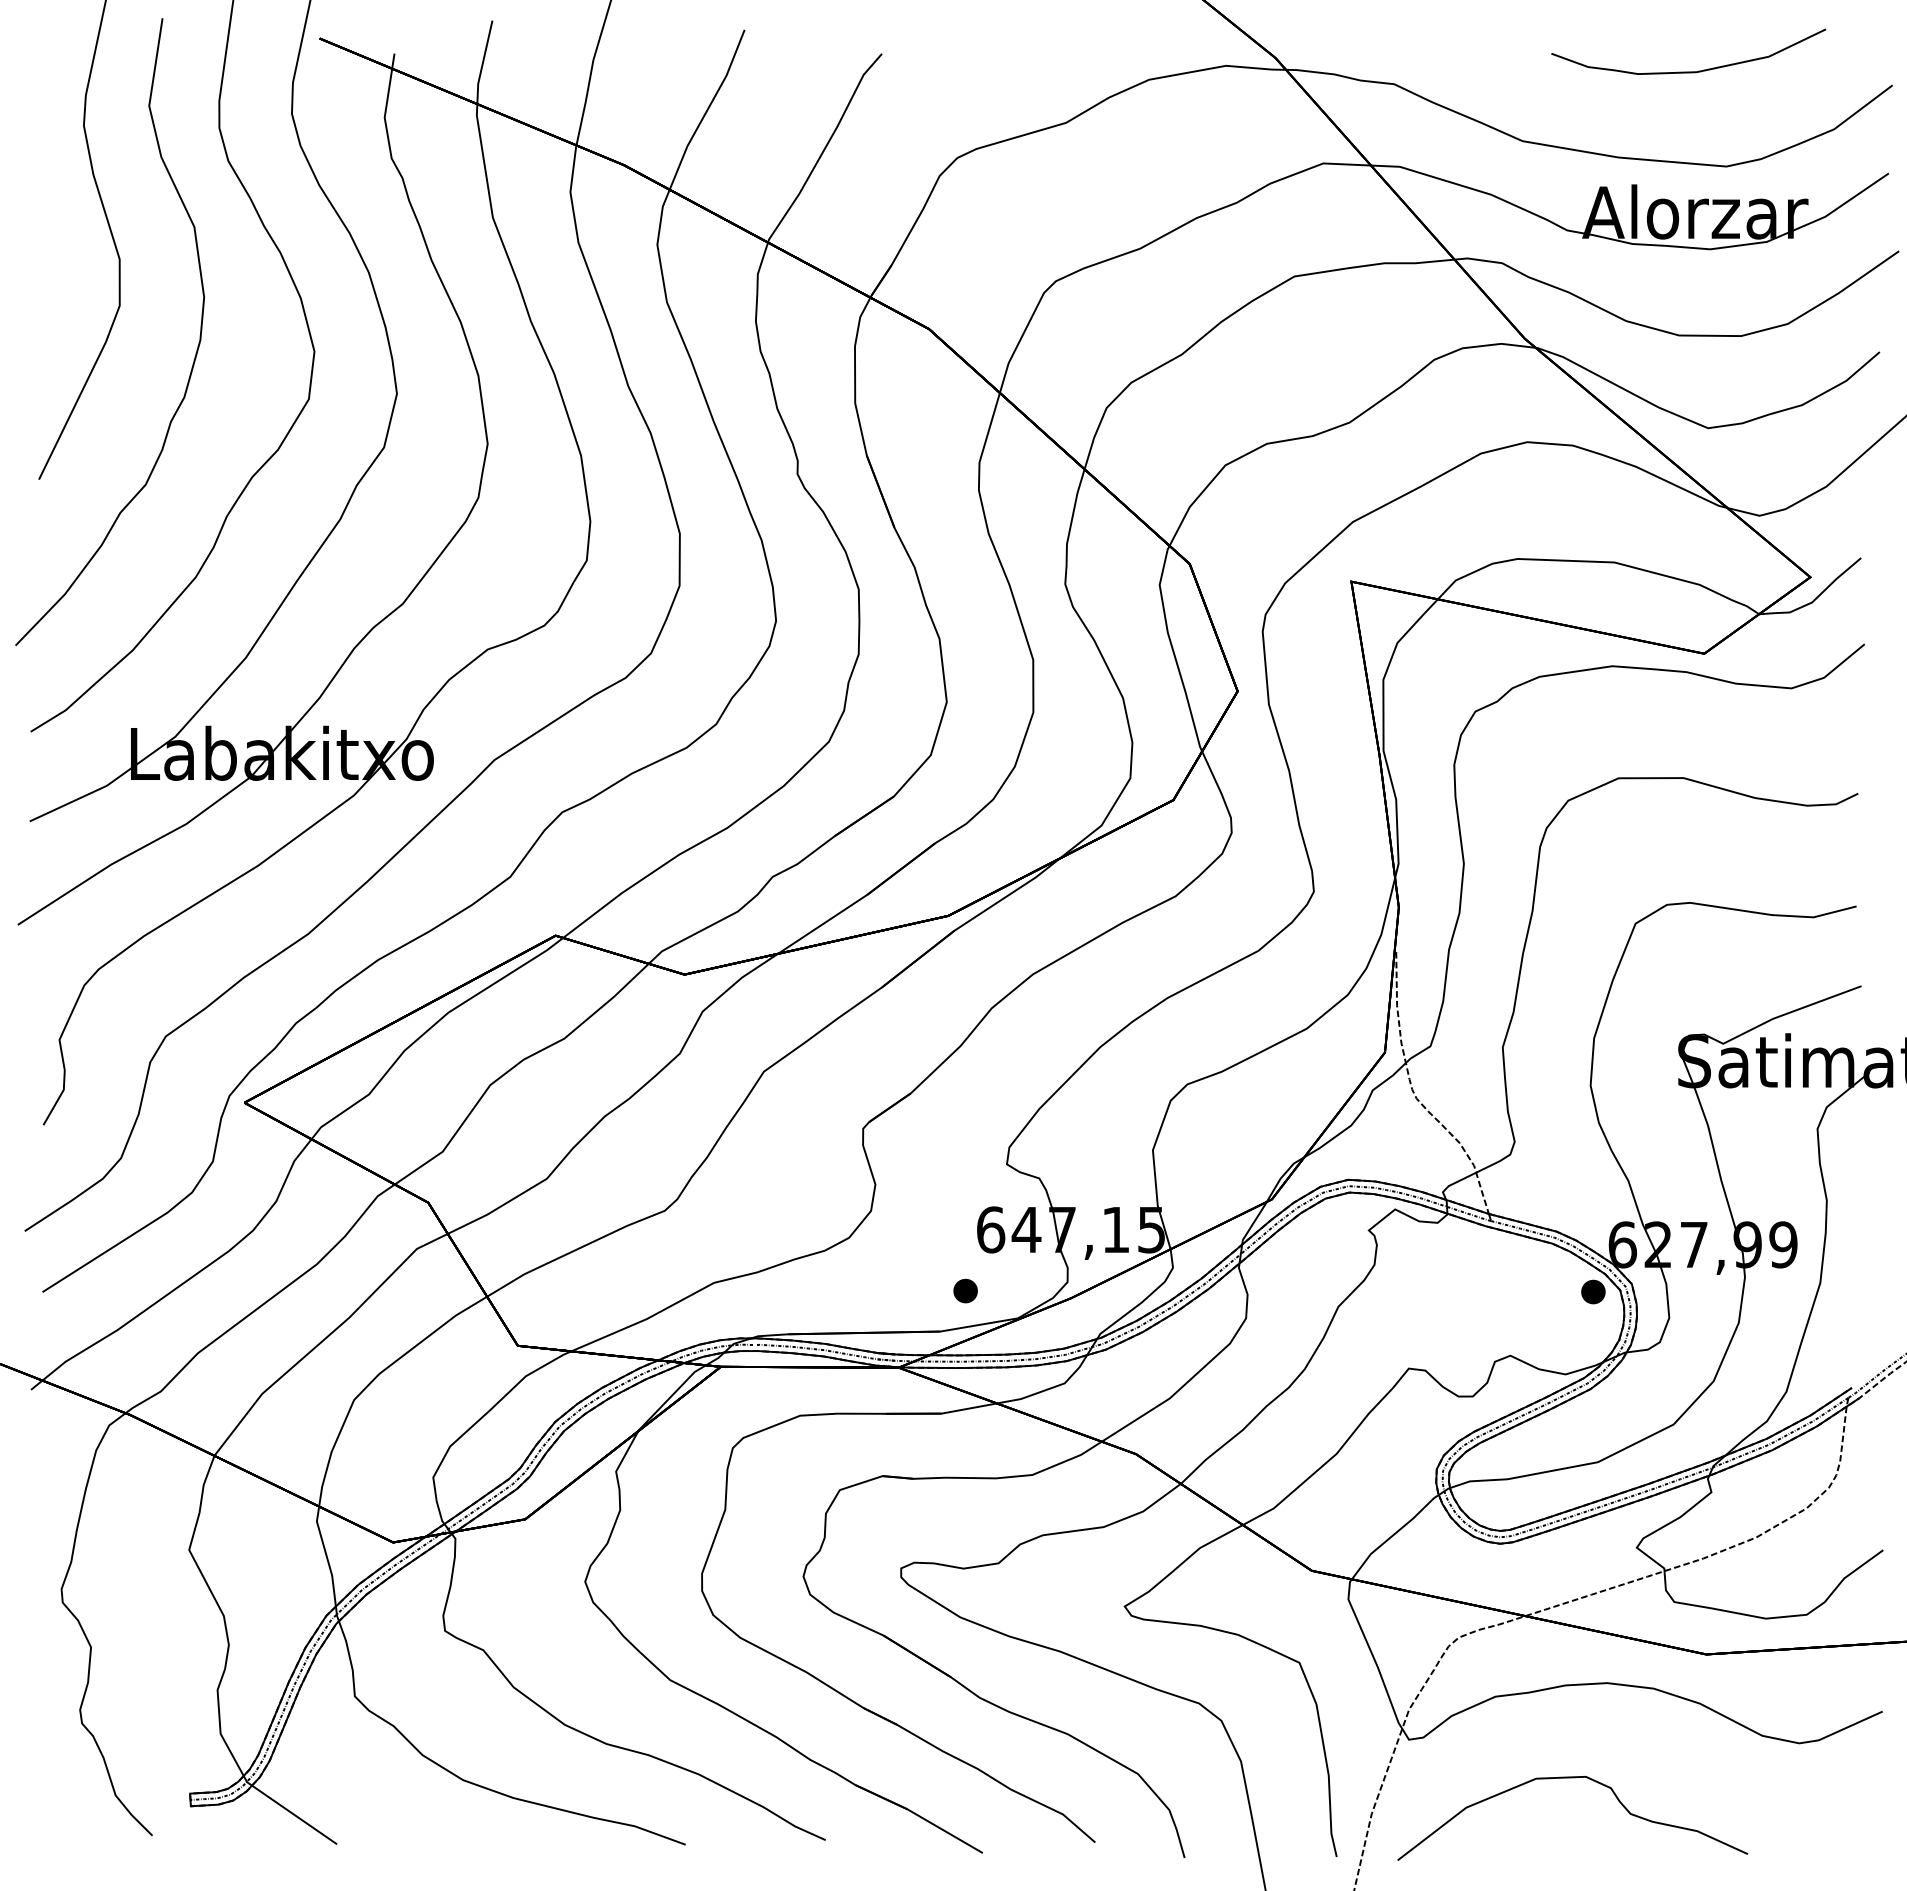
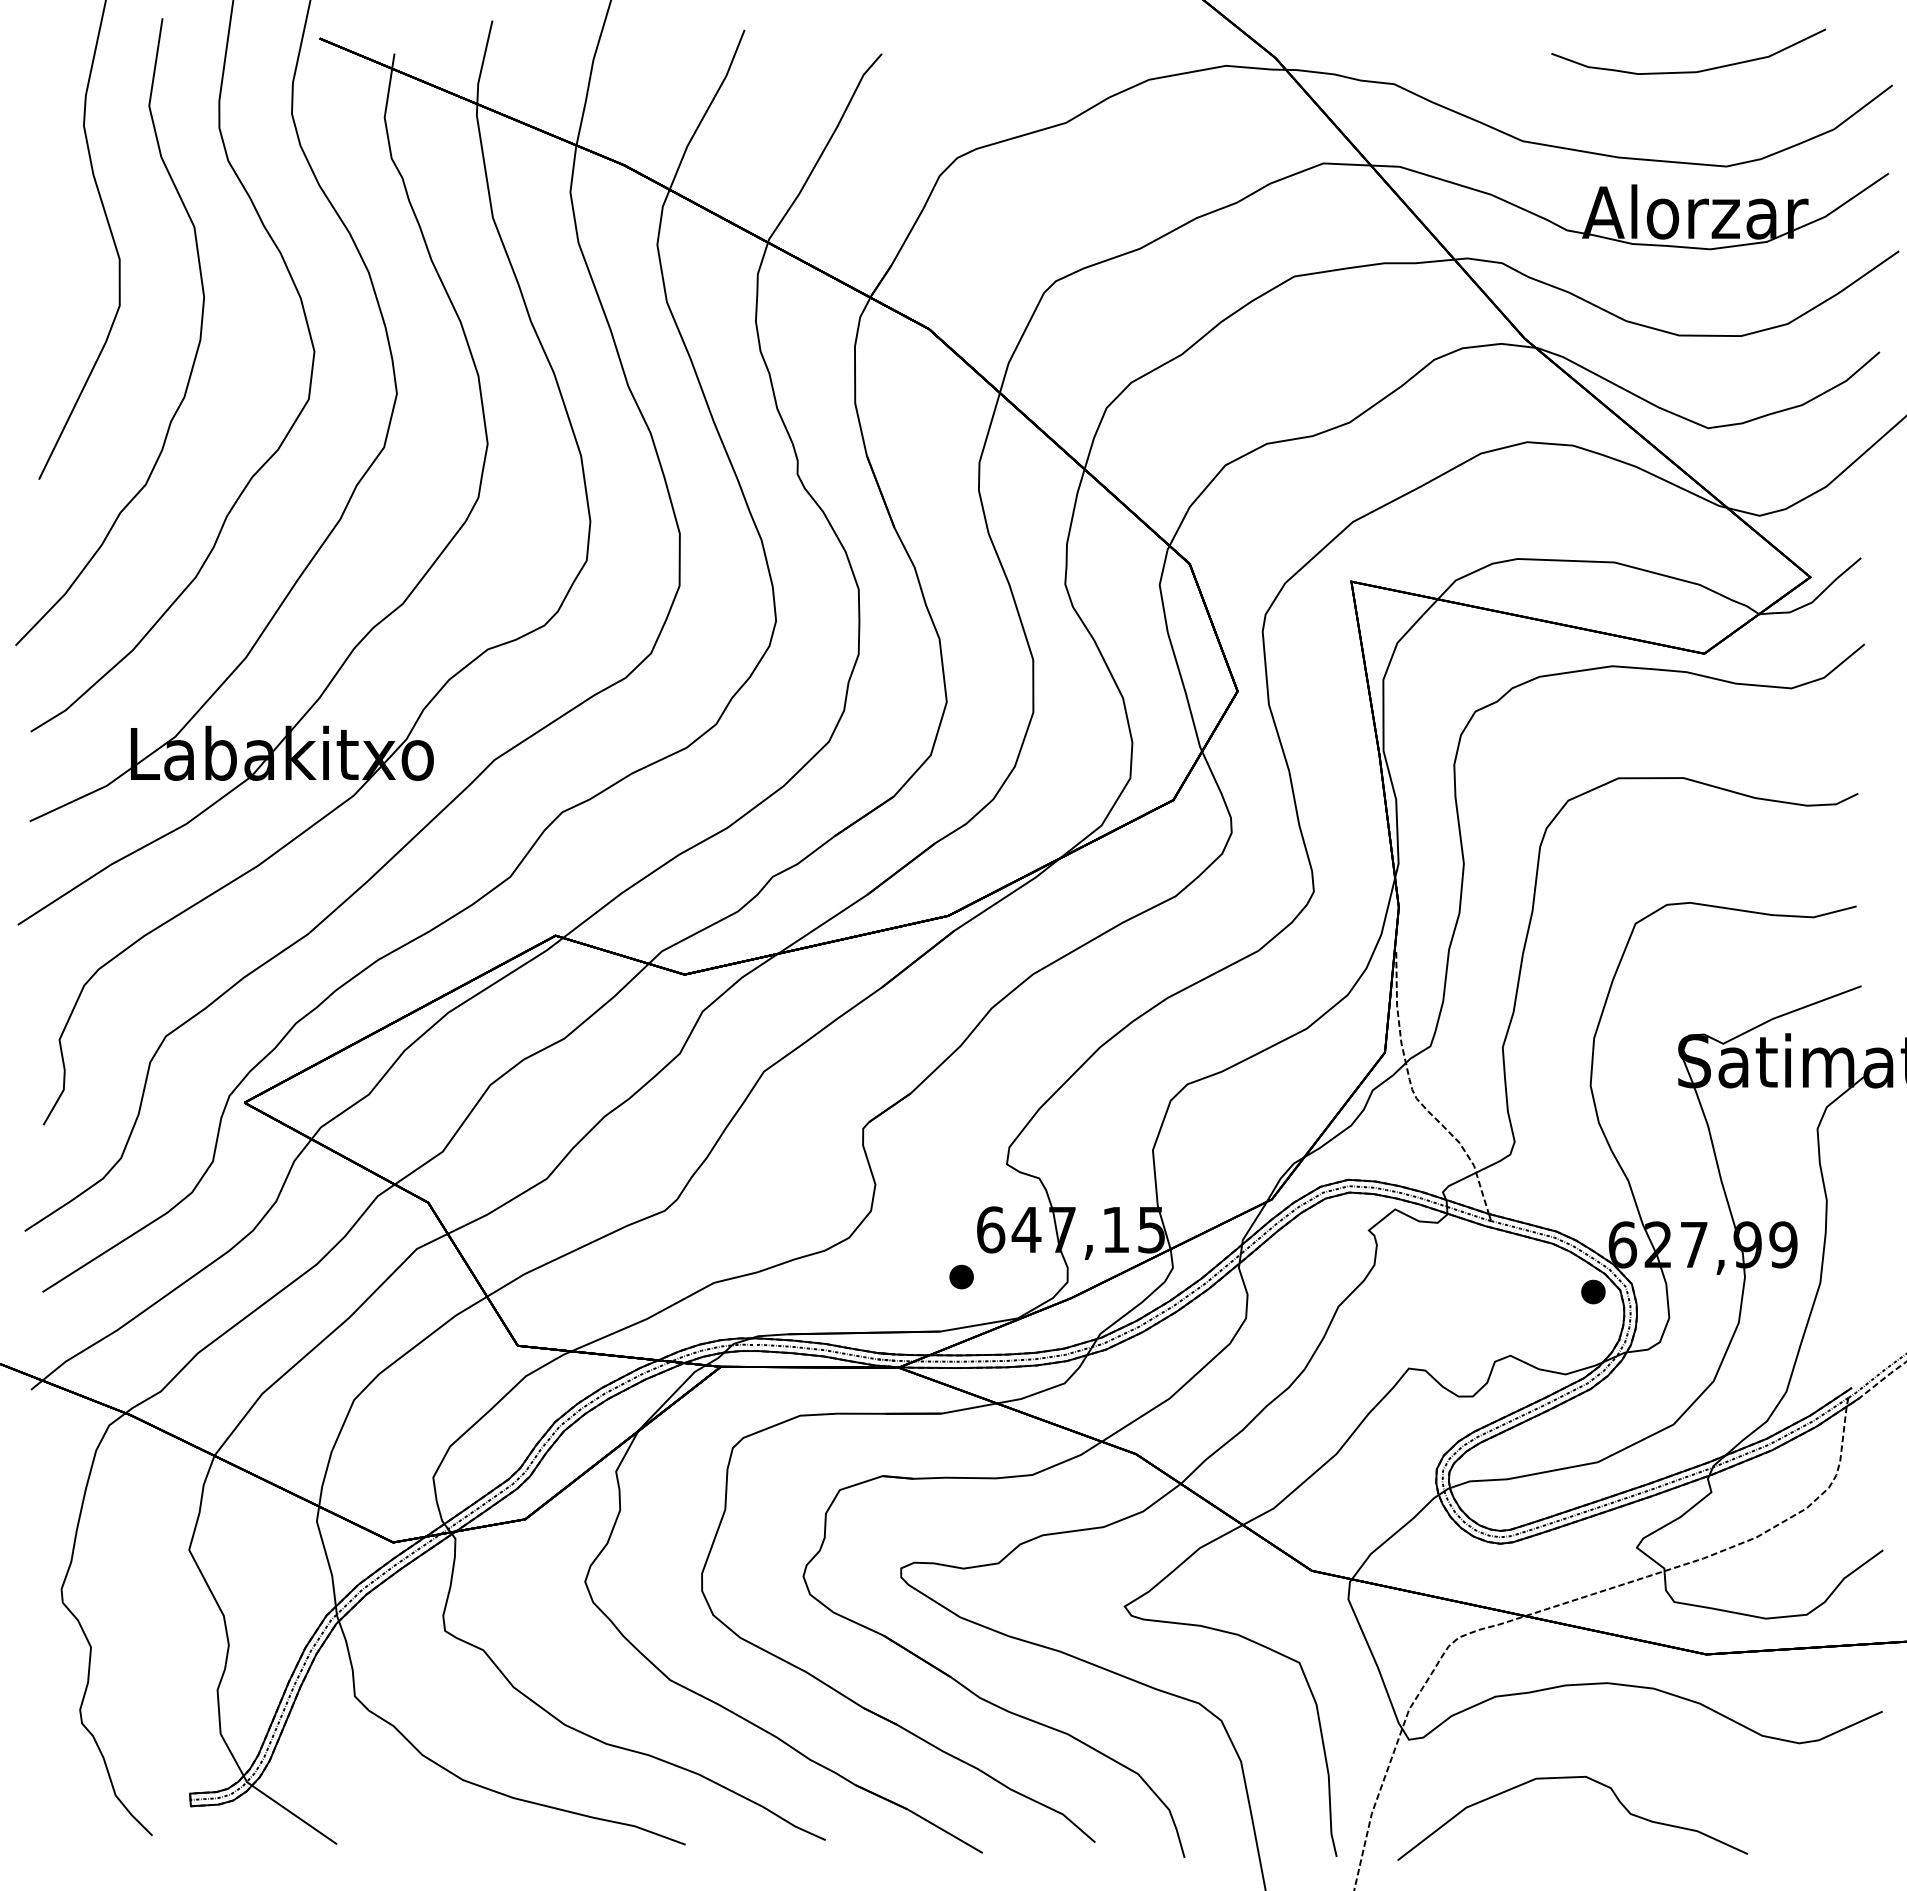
part position: (965, 1290) -> (961, 1276) (961, 1276)
